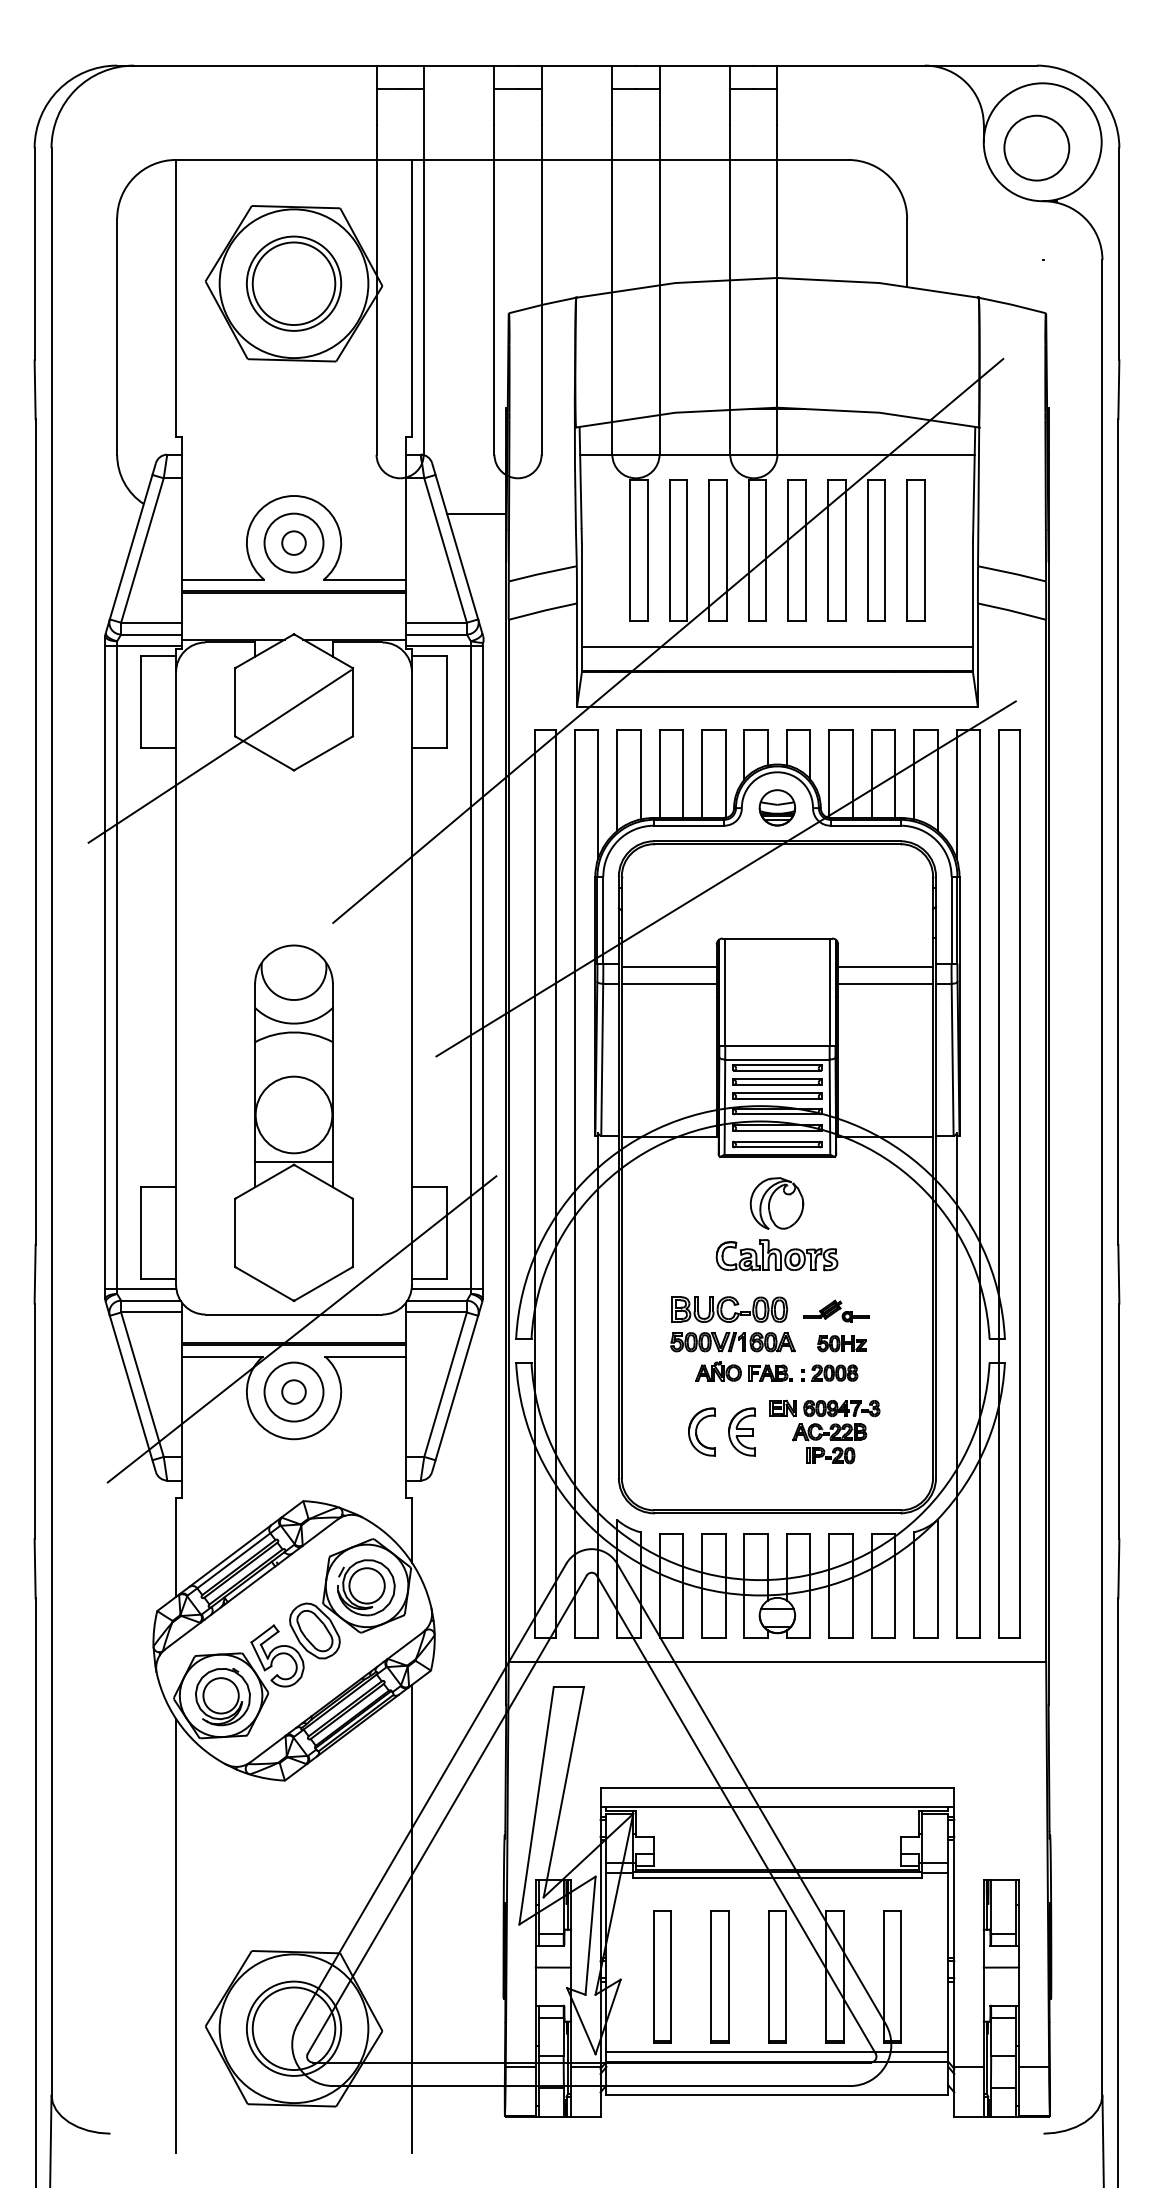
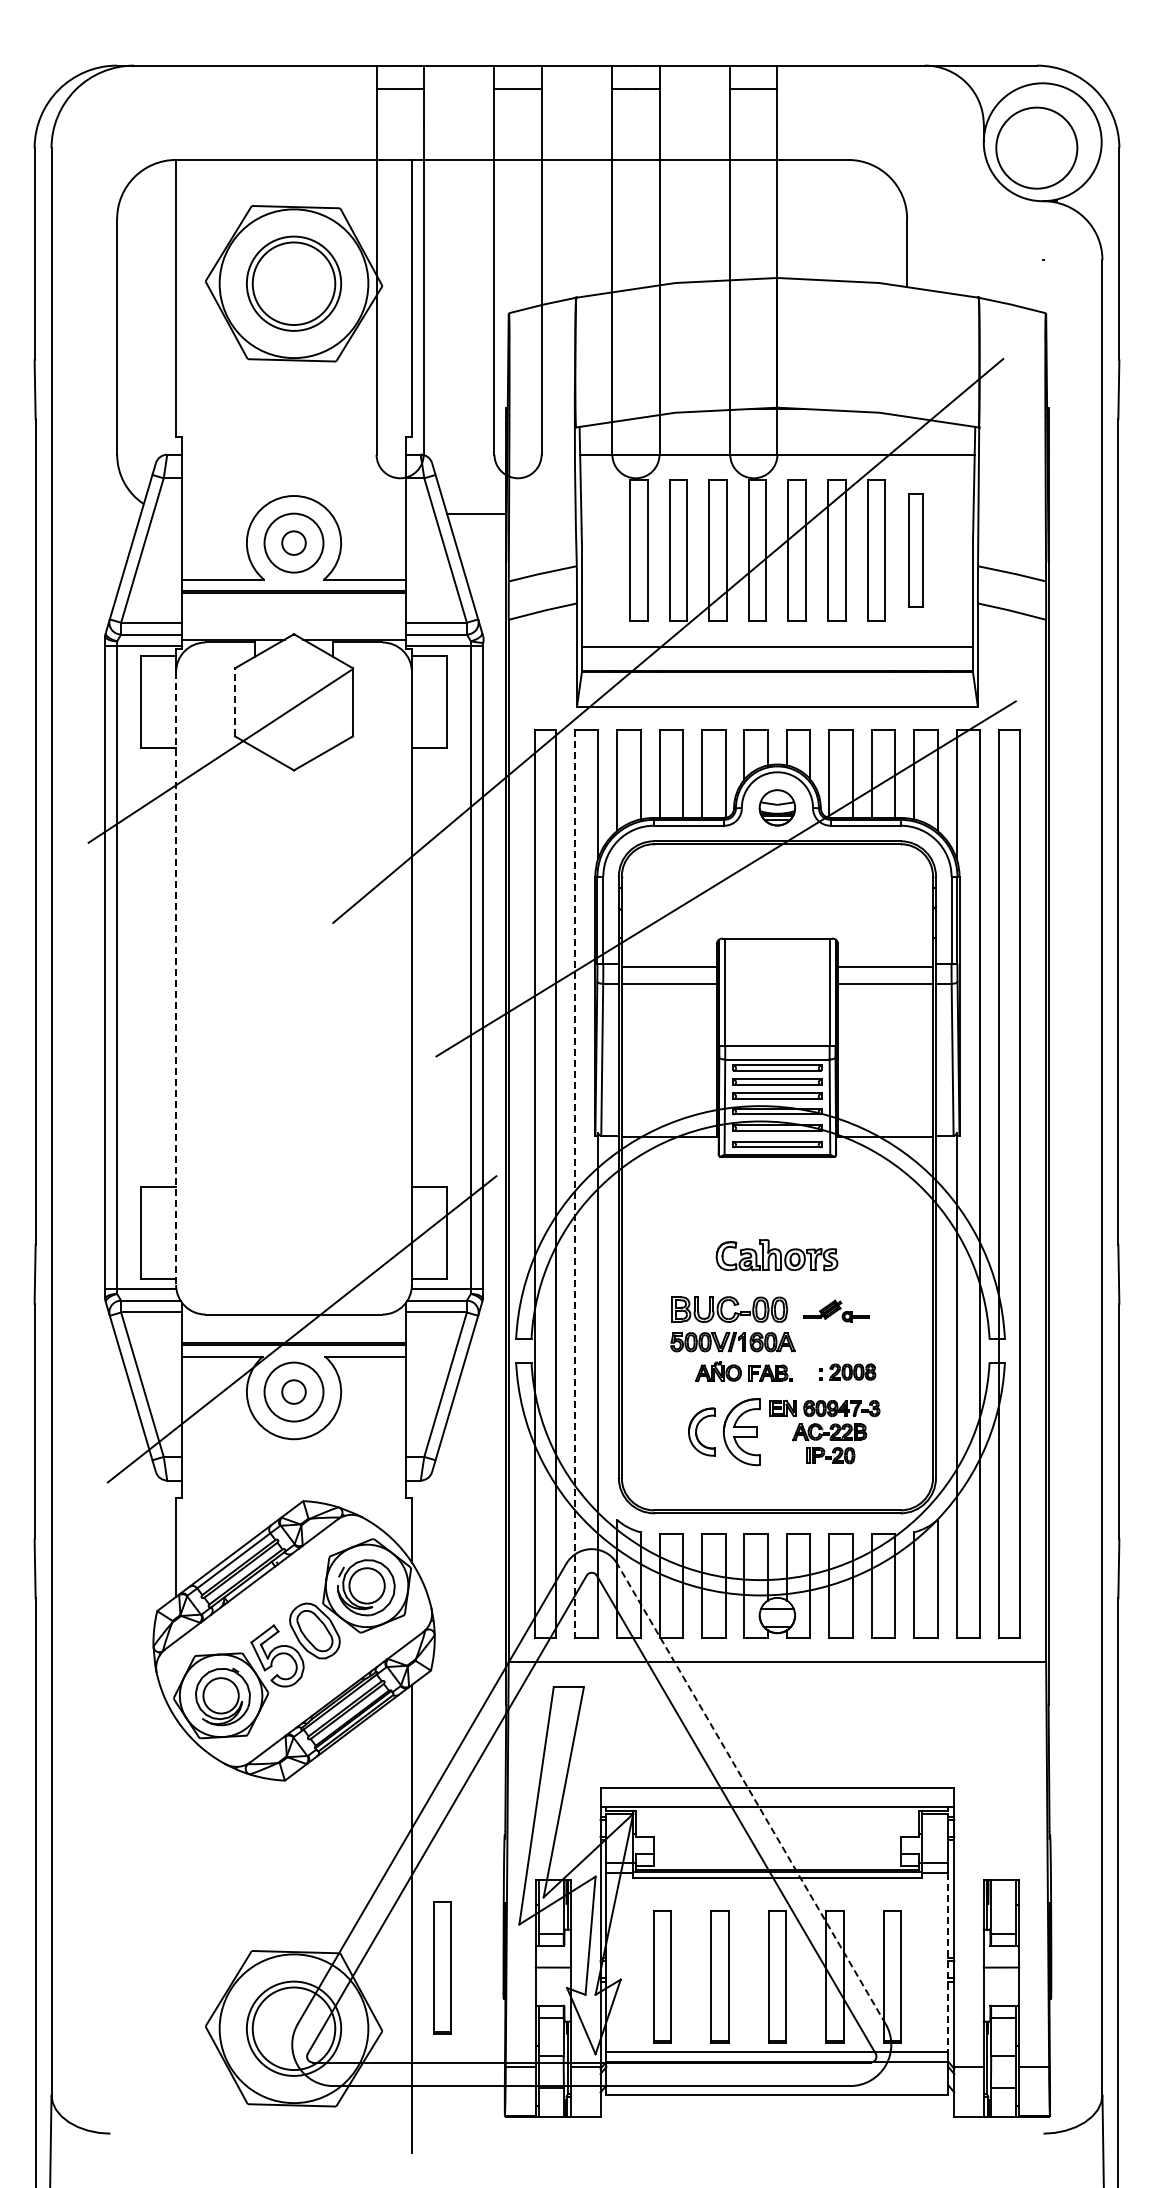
circle diameter: 65 px -> 81 px (1036, 147)
part size: 20x143 px -> 16x115 px (915, 550)
line: solid -> dashed (235, 701)
line: solid -> dashed (176, 978)
part: present -> none (293, 1122)
line: solid -> dashed (574, 1184)
part: present -> none (776, 1203)
part: present -> none (841, 1343)
part position: (829, 1372) -> (847, 1371) (847, 1371)
part size: 28x50 px -> 39x69 px (741, 1432)
line: solid -> dashed (751, 1793)
line: present -> none (176, 1935)
line: solid -> dashed (948, 1962)
part: none -> present (442, 1967)
